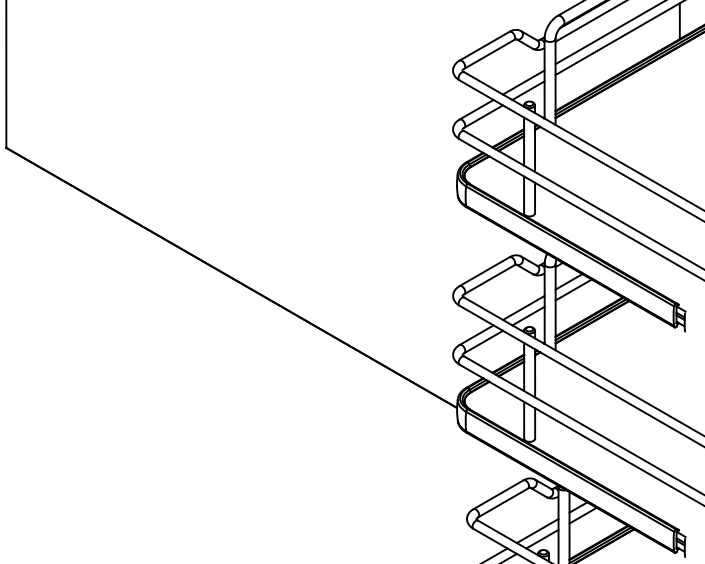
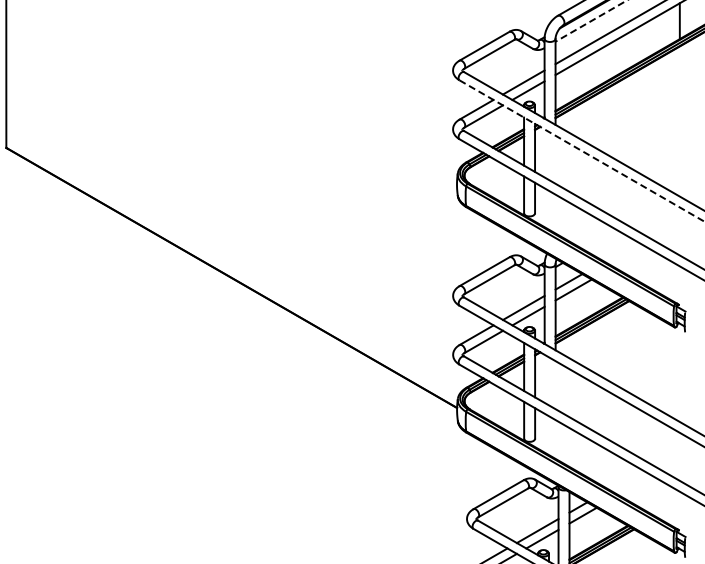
line: solid -> dashed (590, 21)
line: solid -> dashed (582, 151)
